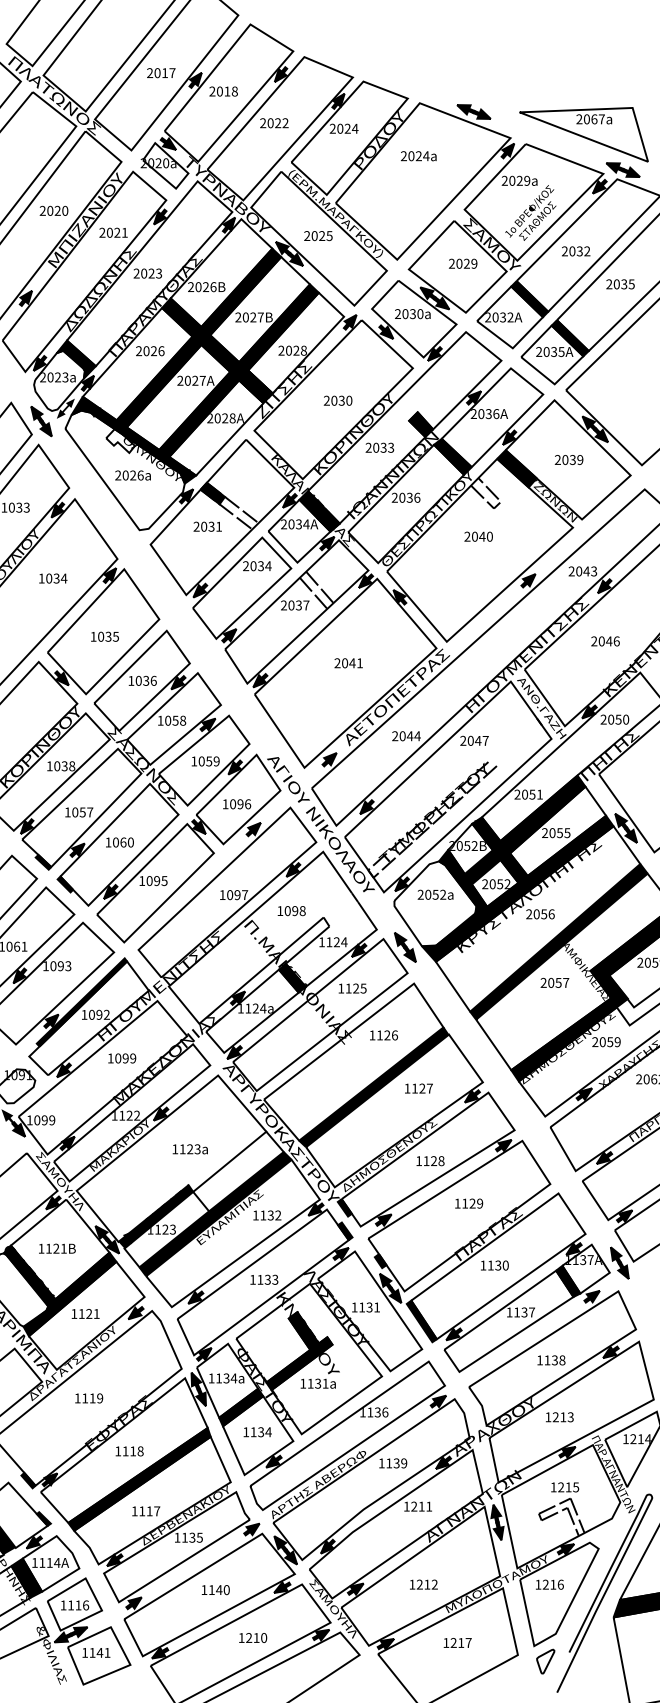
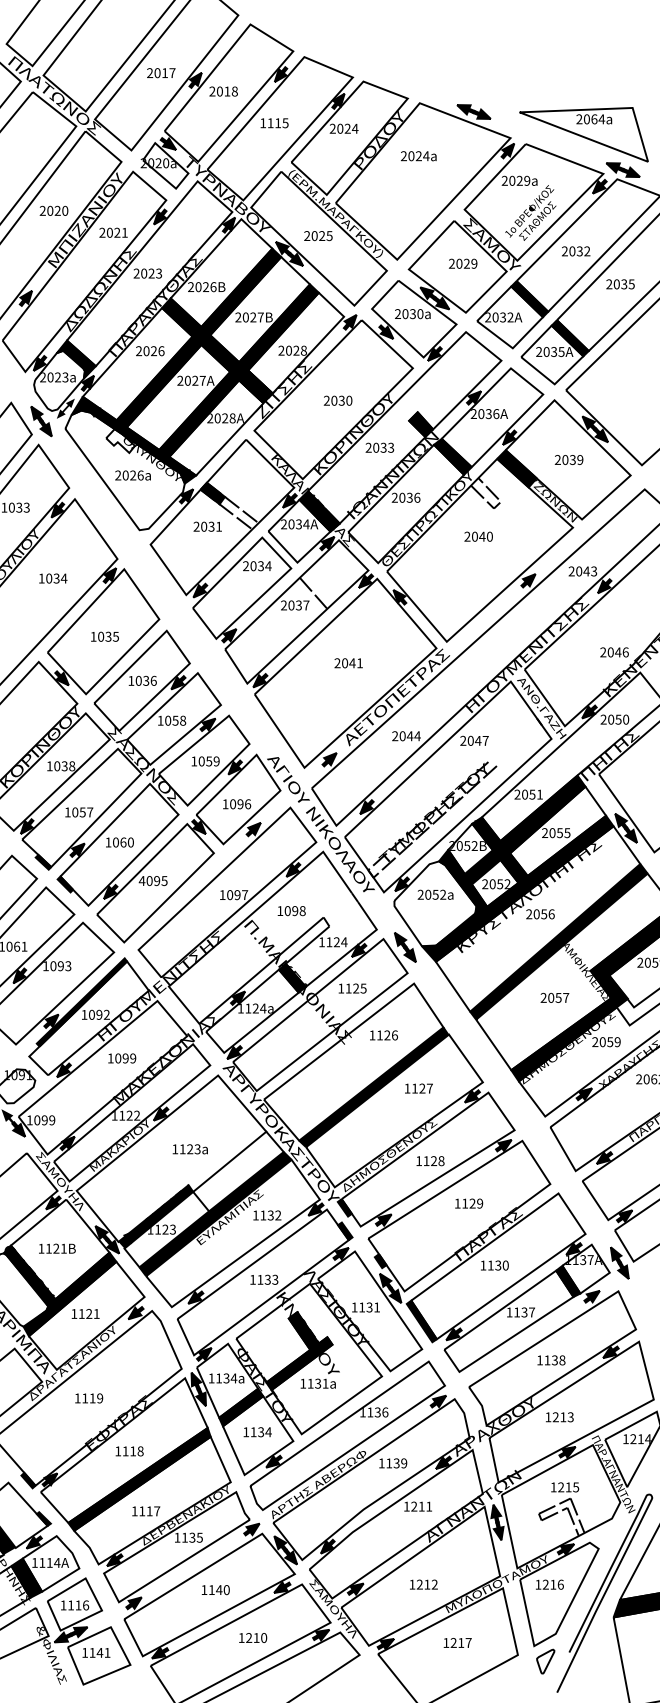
text: 2067a -> 2064a (601, 119)
text: 2022 -> 1115 (274, 123)
line: present -> none (319, 587)
text position: (605, 641) -> (614, 652) (614, 652)
text: 1095 -> 4095 (141, 880)
text position: (554, 982) -> (554, 997) (554, 997)
